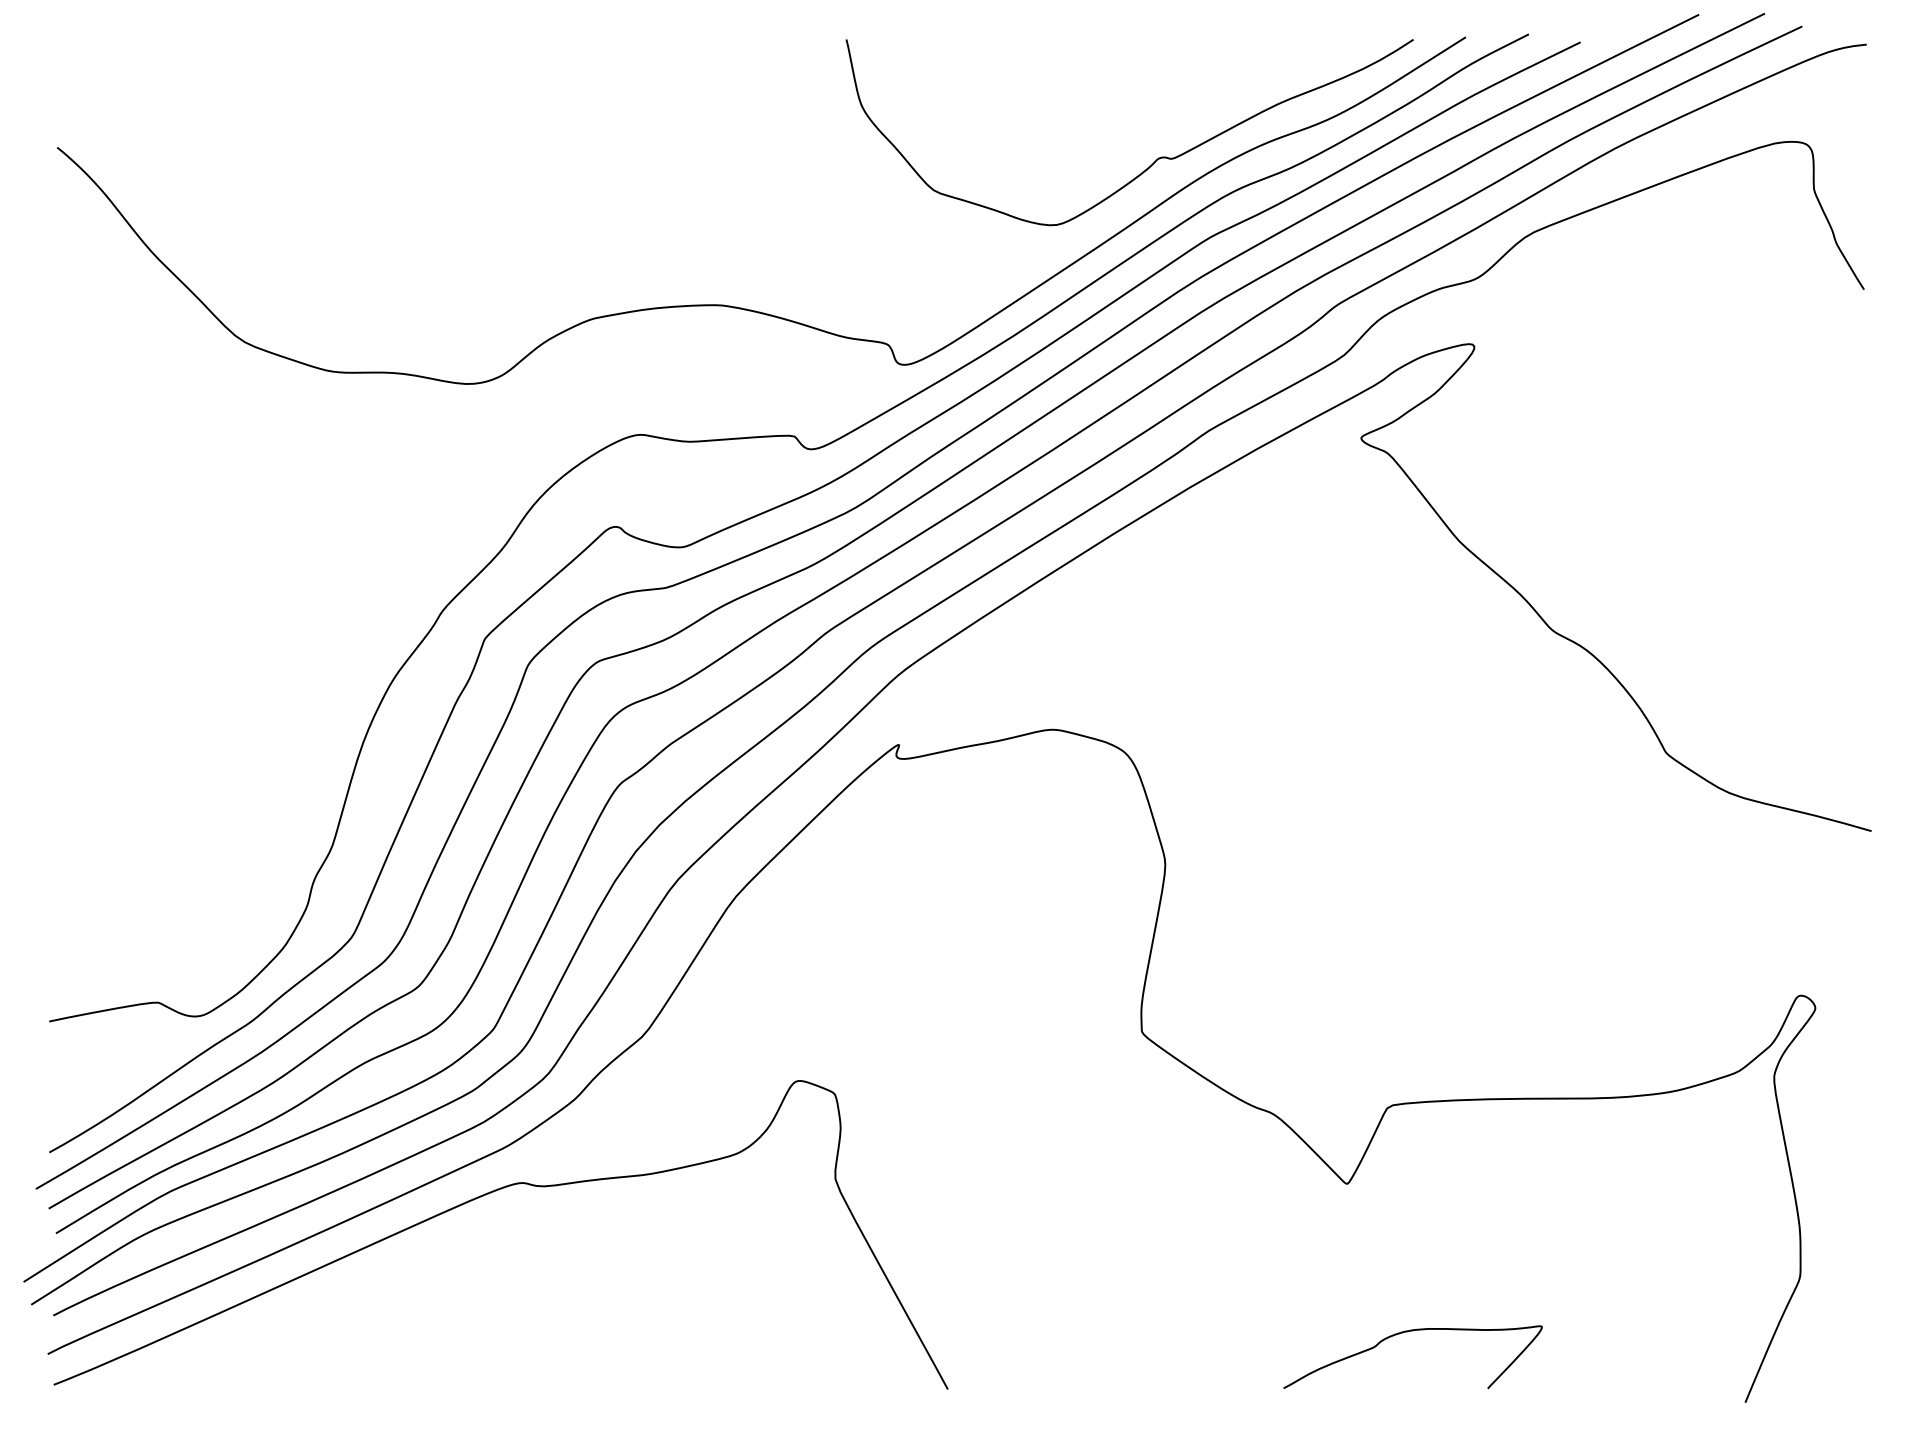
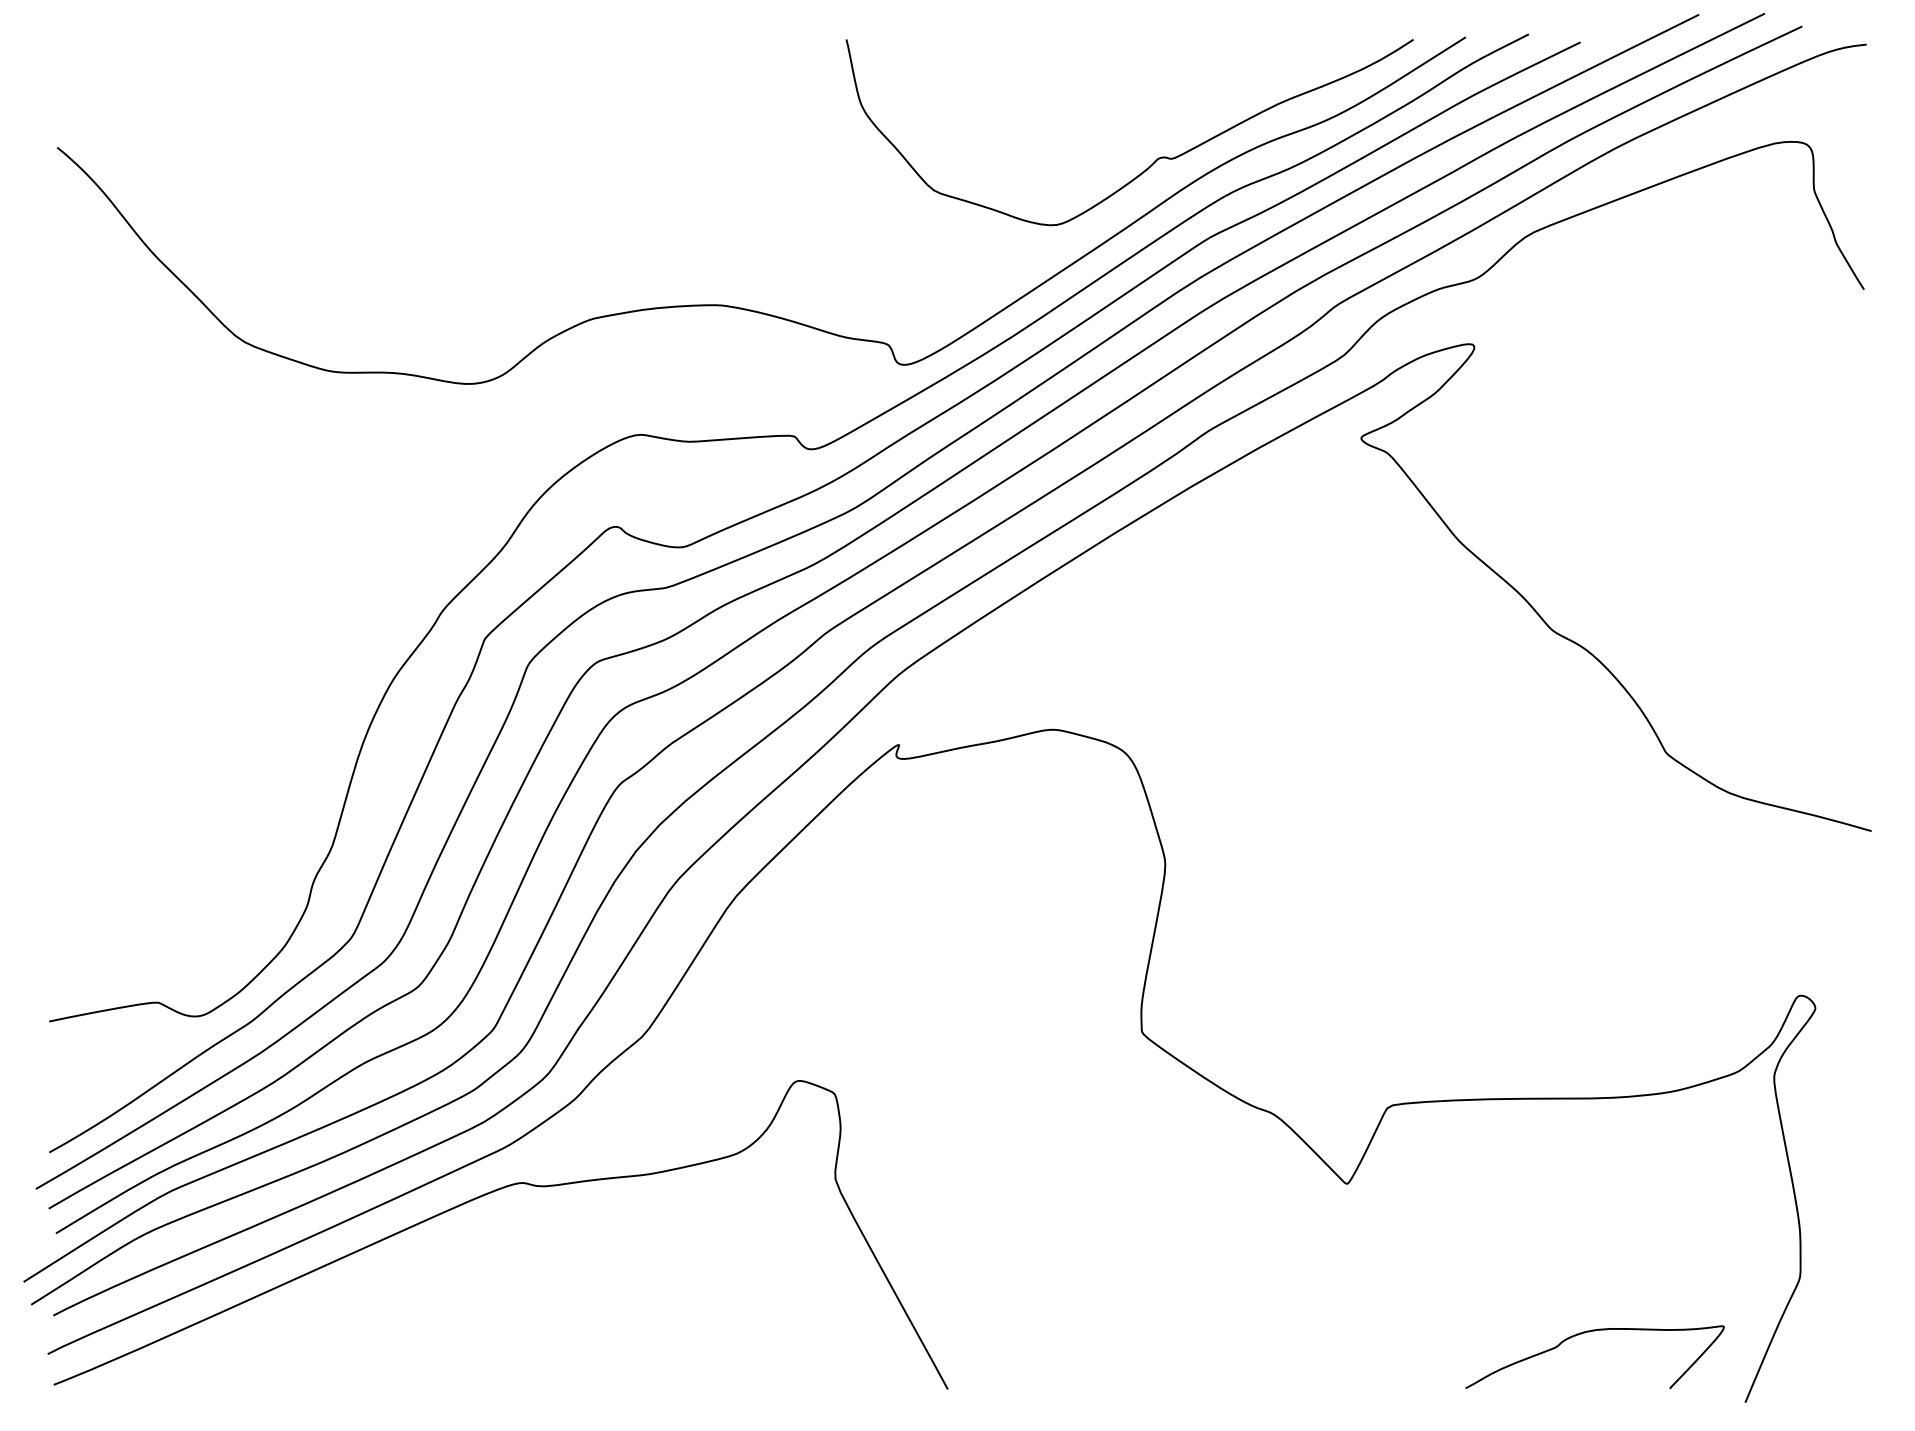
curve position: (1407, 1332) -> (1589, 1332) (1589, 1332)
